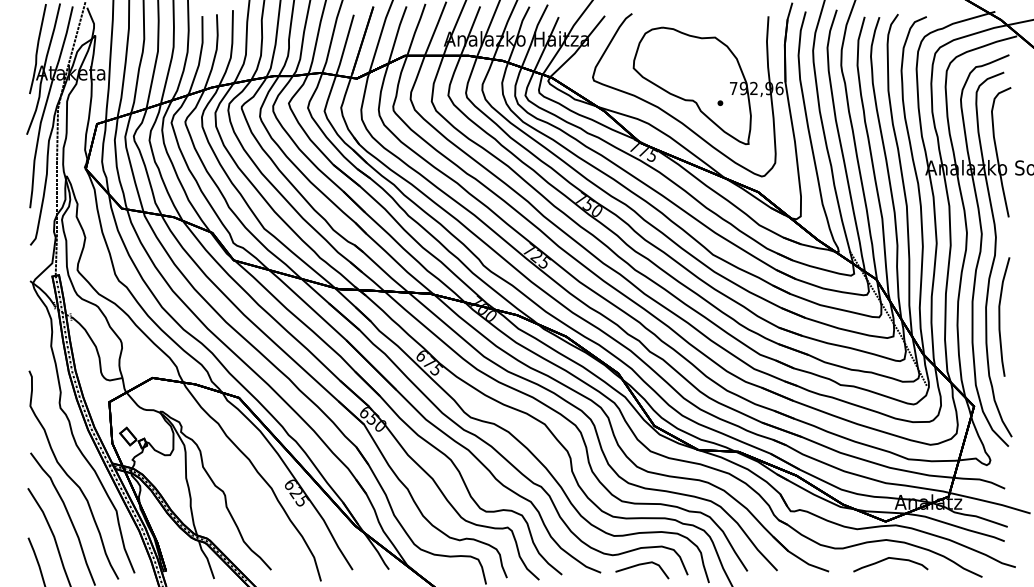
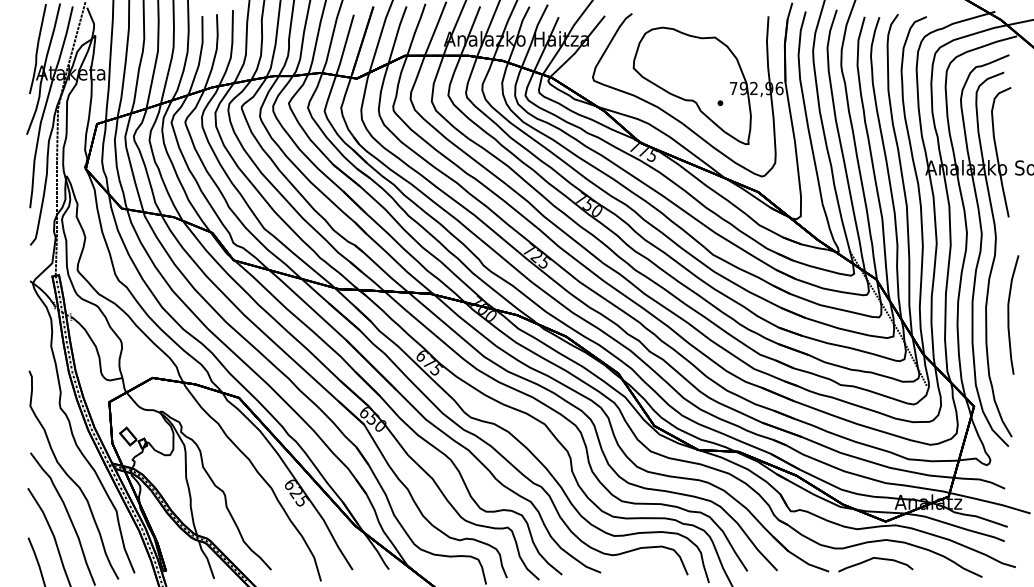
curve position: (1000, 316) -> (1009, 314) (1009, 314)
curve position: (891, 559) -> (876, 559) (876, 559)
line: present -> none (641, 565)
